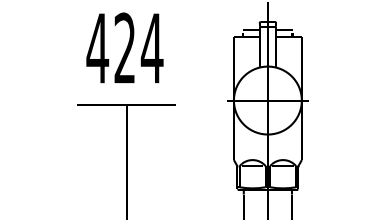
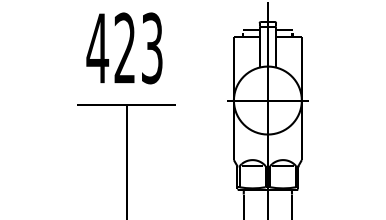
text: 424 -> 423 (151, 48)
